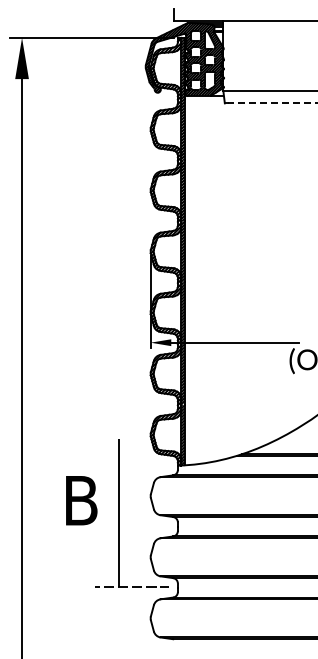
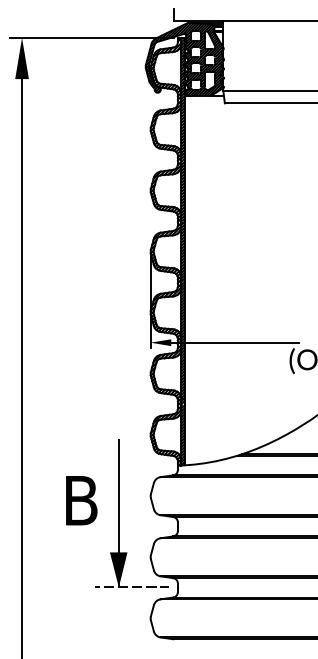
line: dashed -> solid (272, 103)
fill: none -> present (118, 569)
